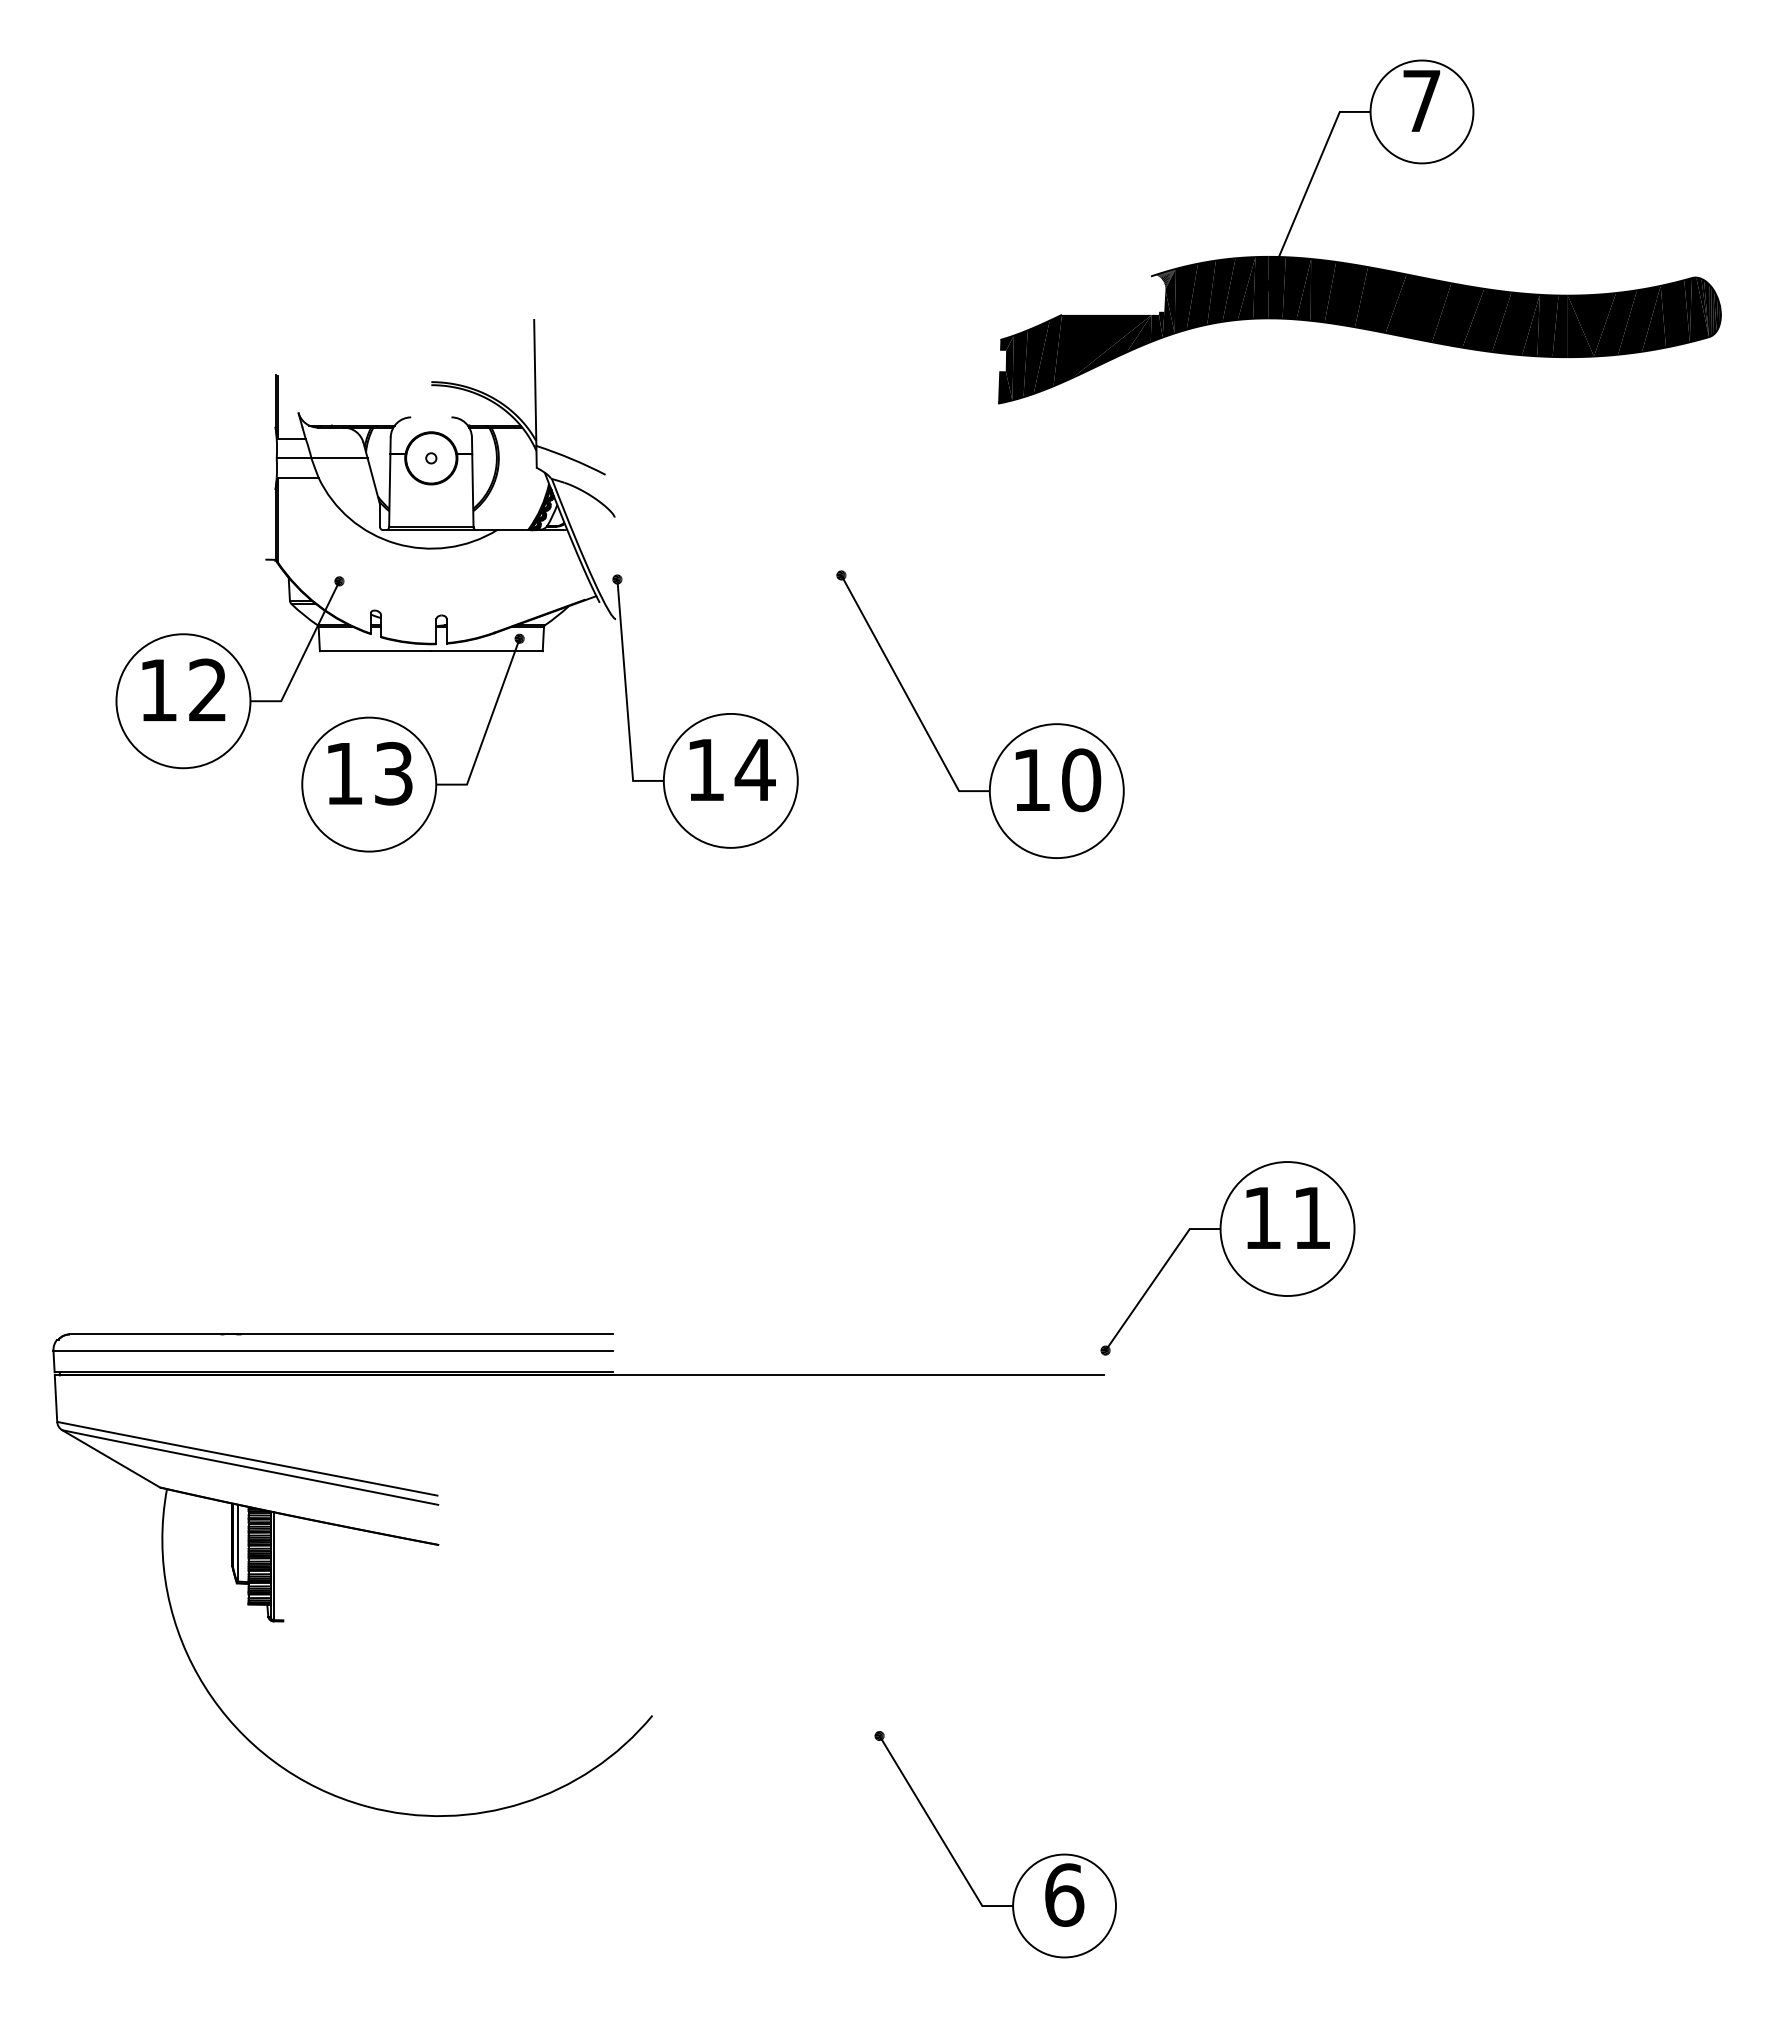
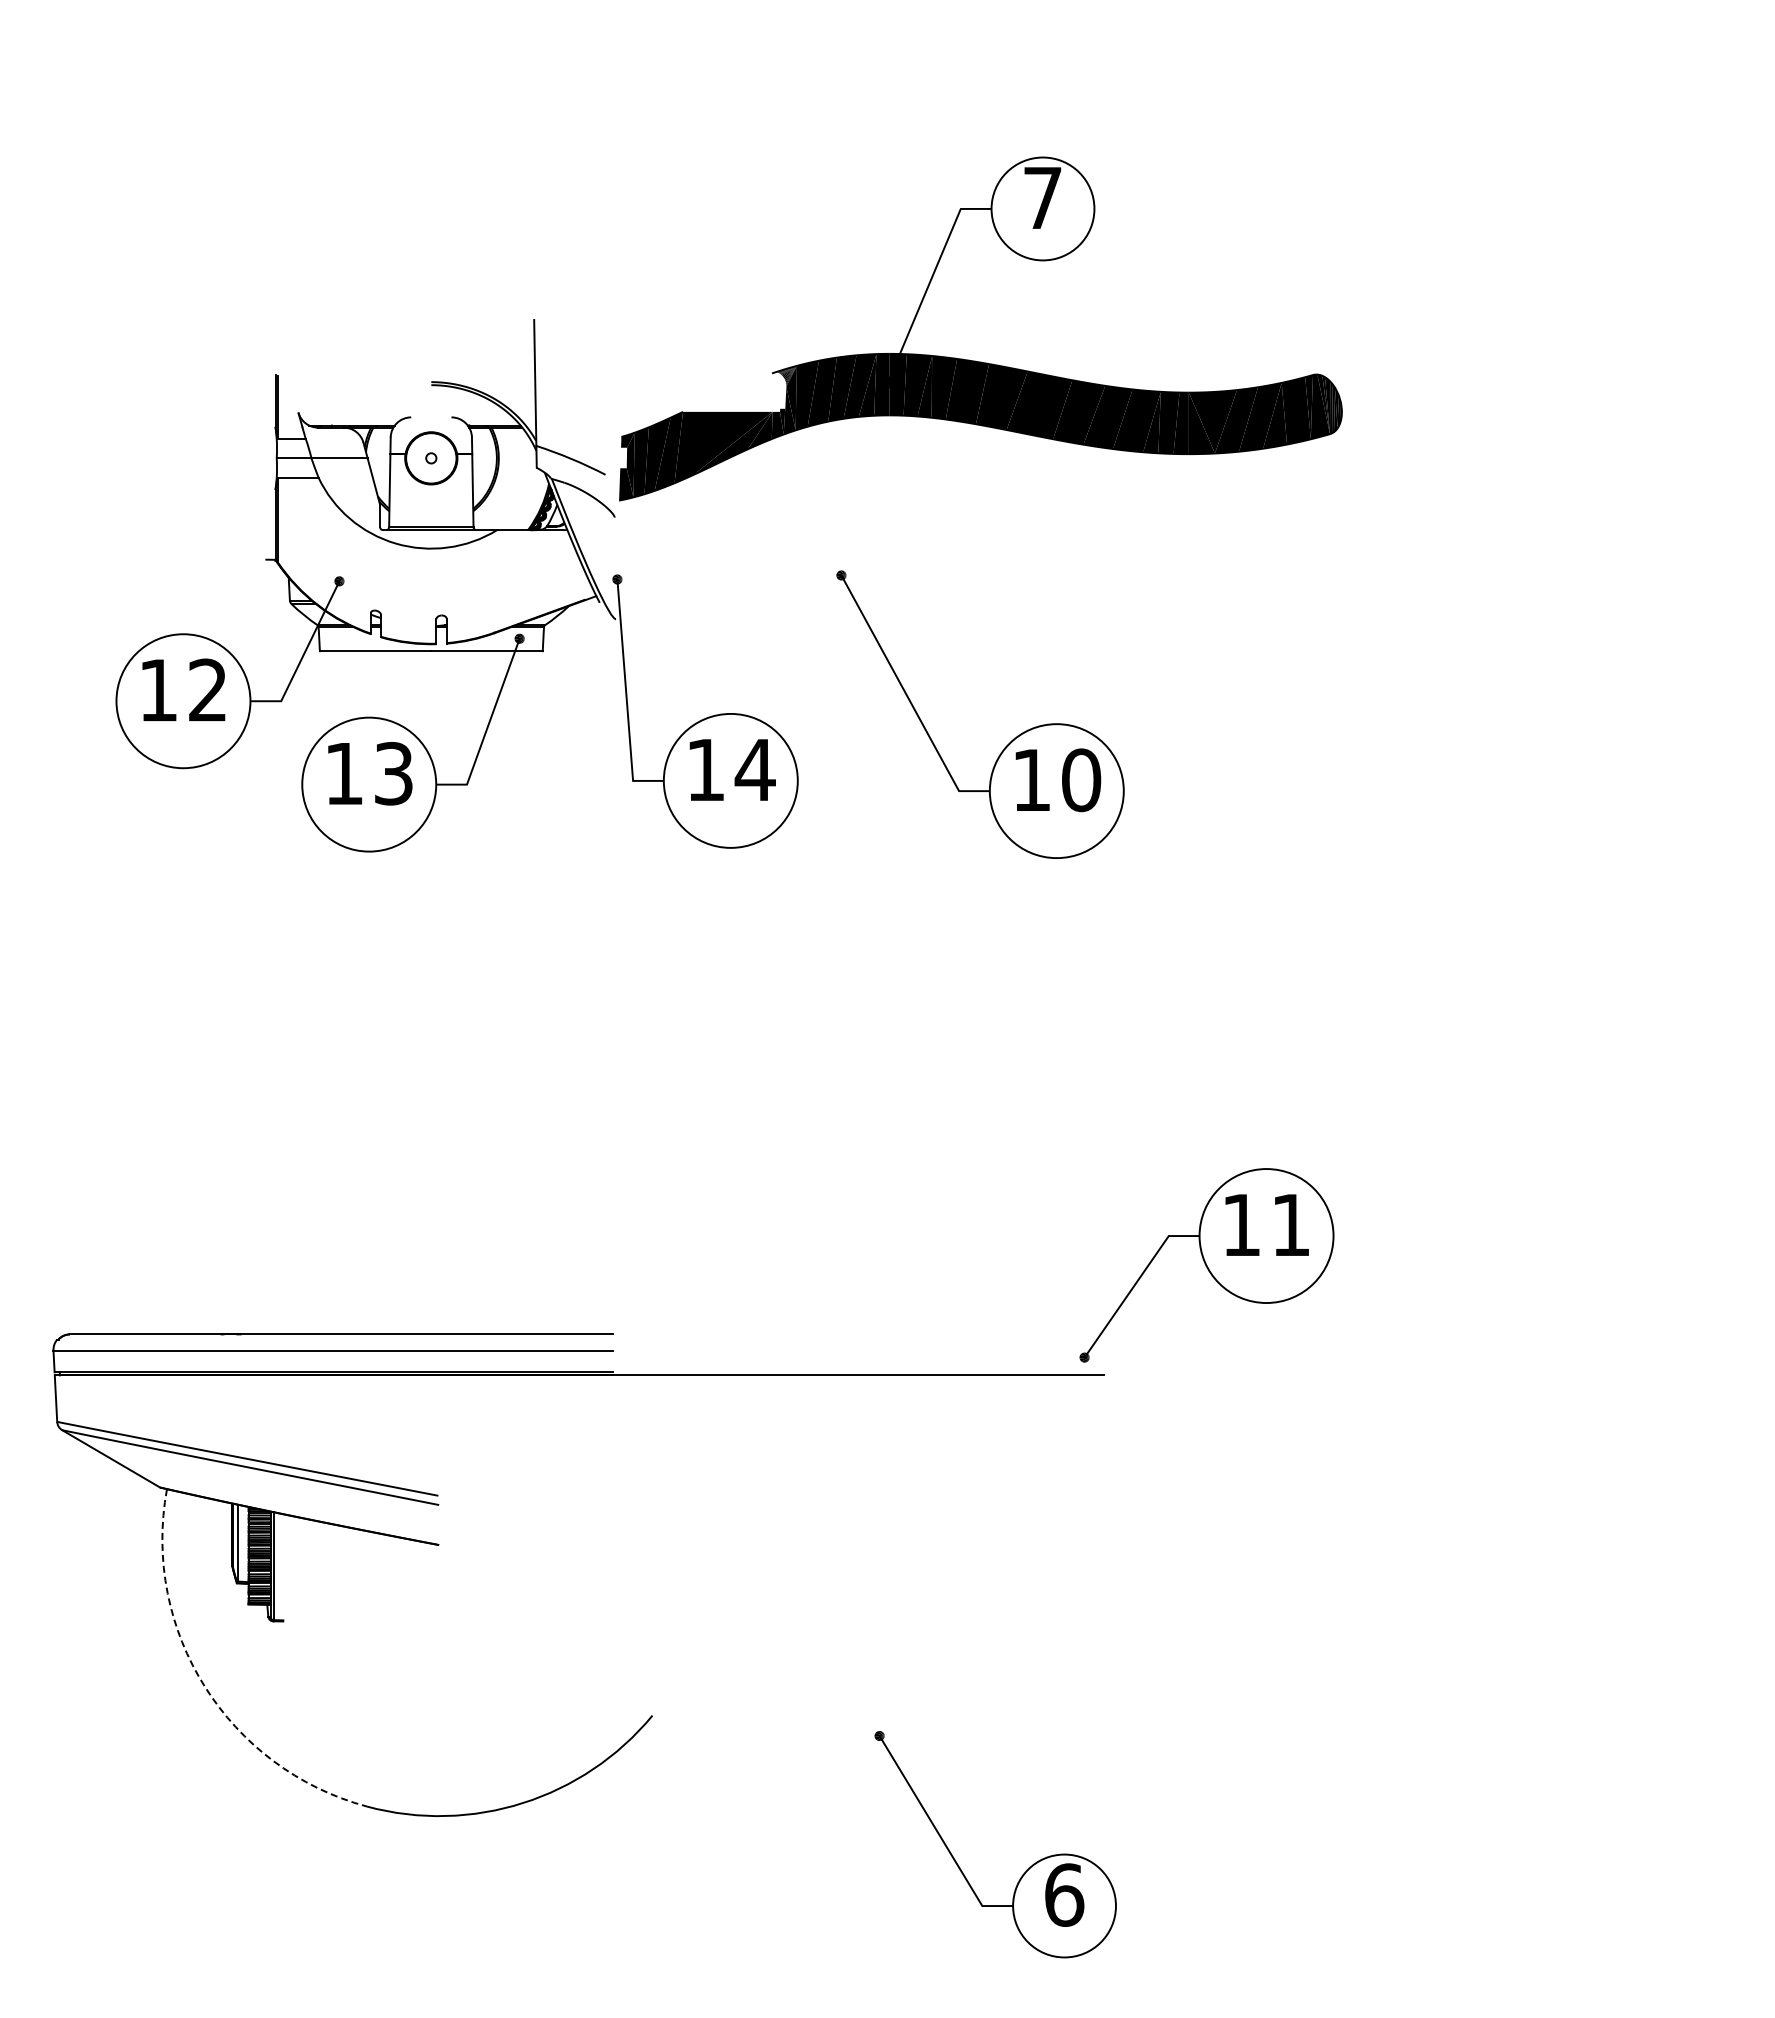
part position: (1354, 263) -> (975, 360) (975, 360)
part position: (1227, 1258) -> (1206, 1265) (1206, 1265)
arc: solid -> dashed (205, 1686)
